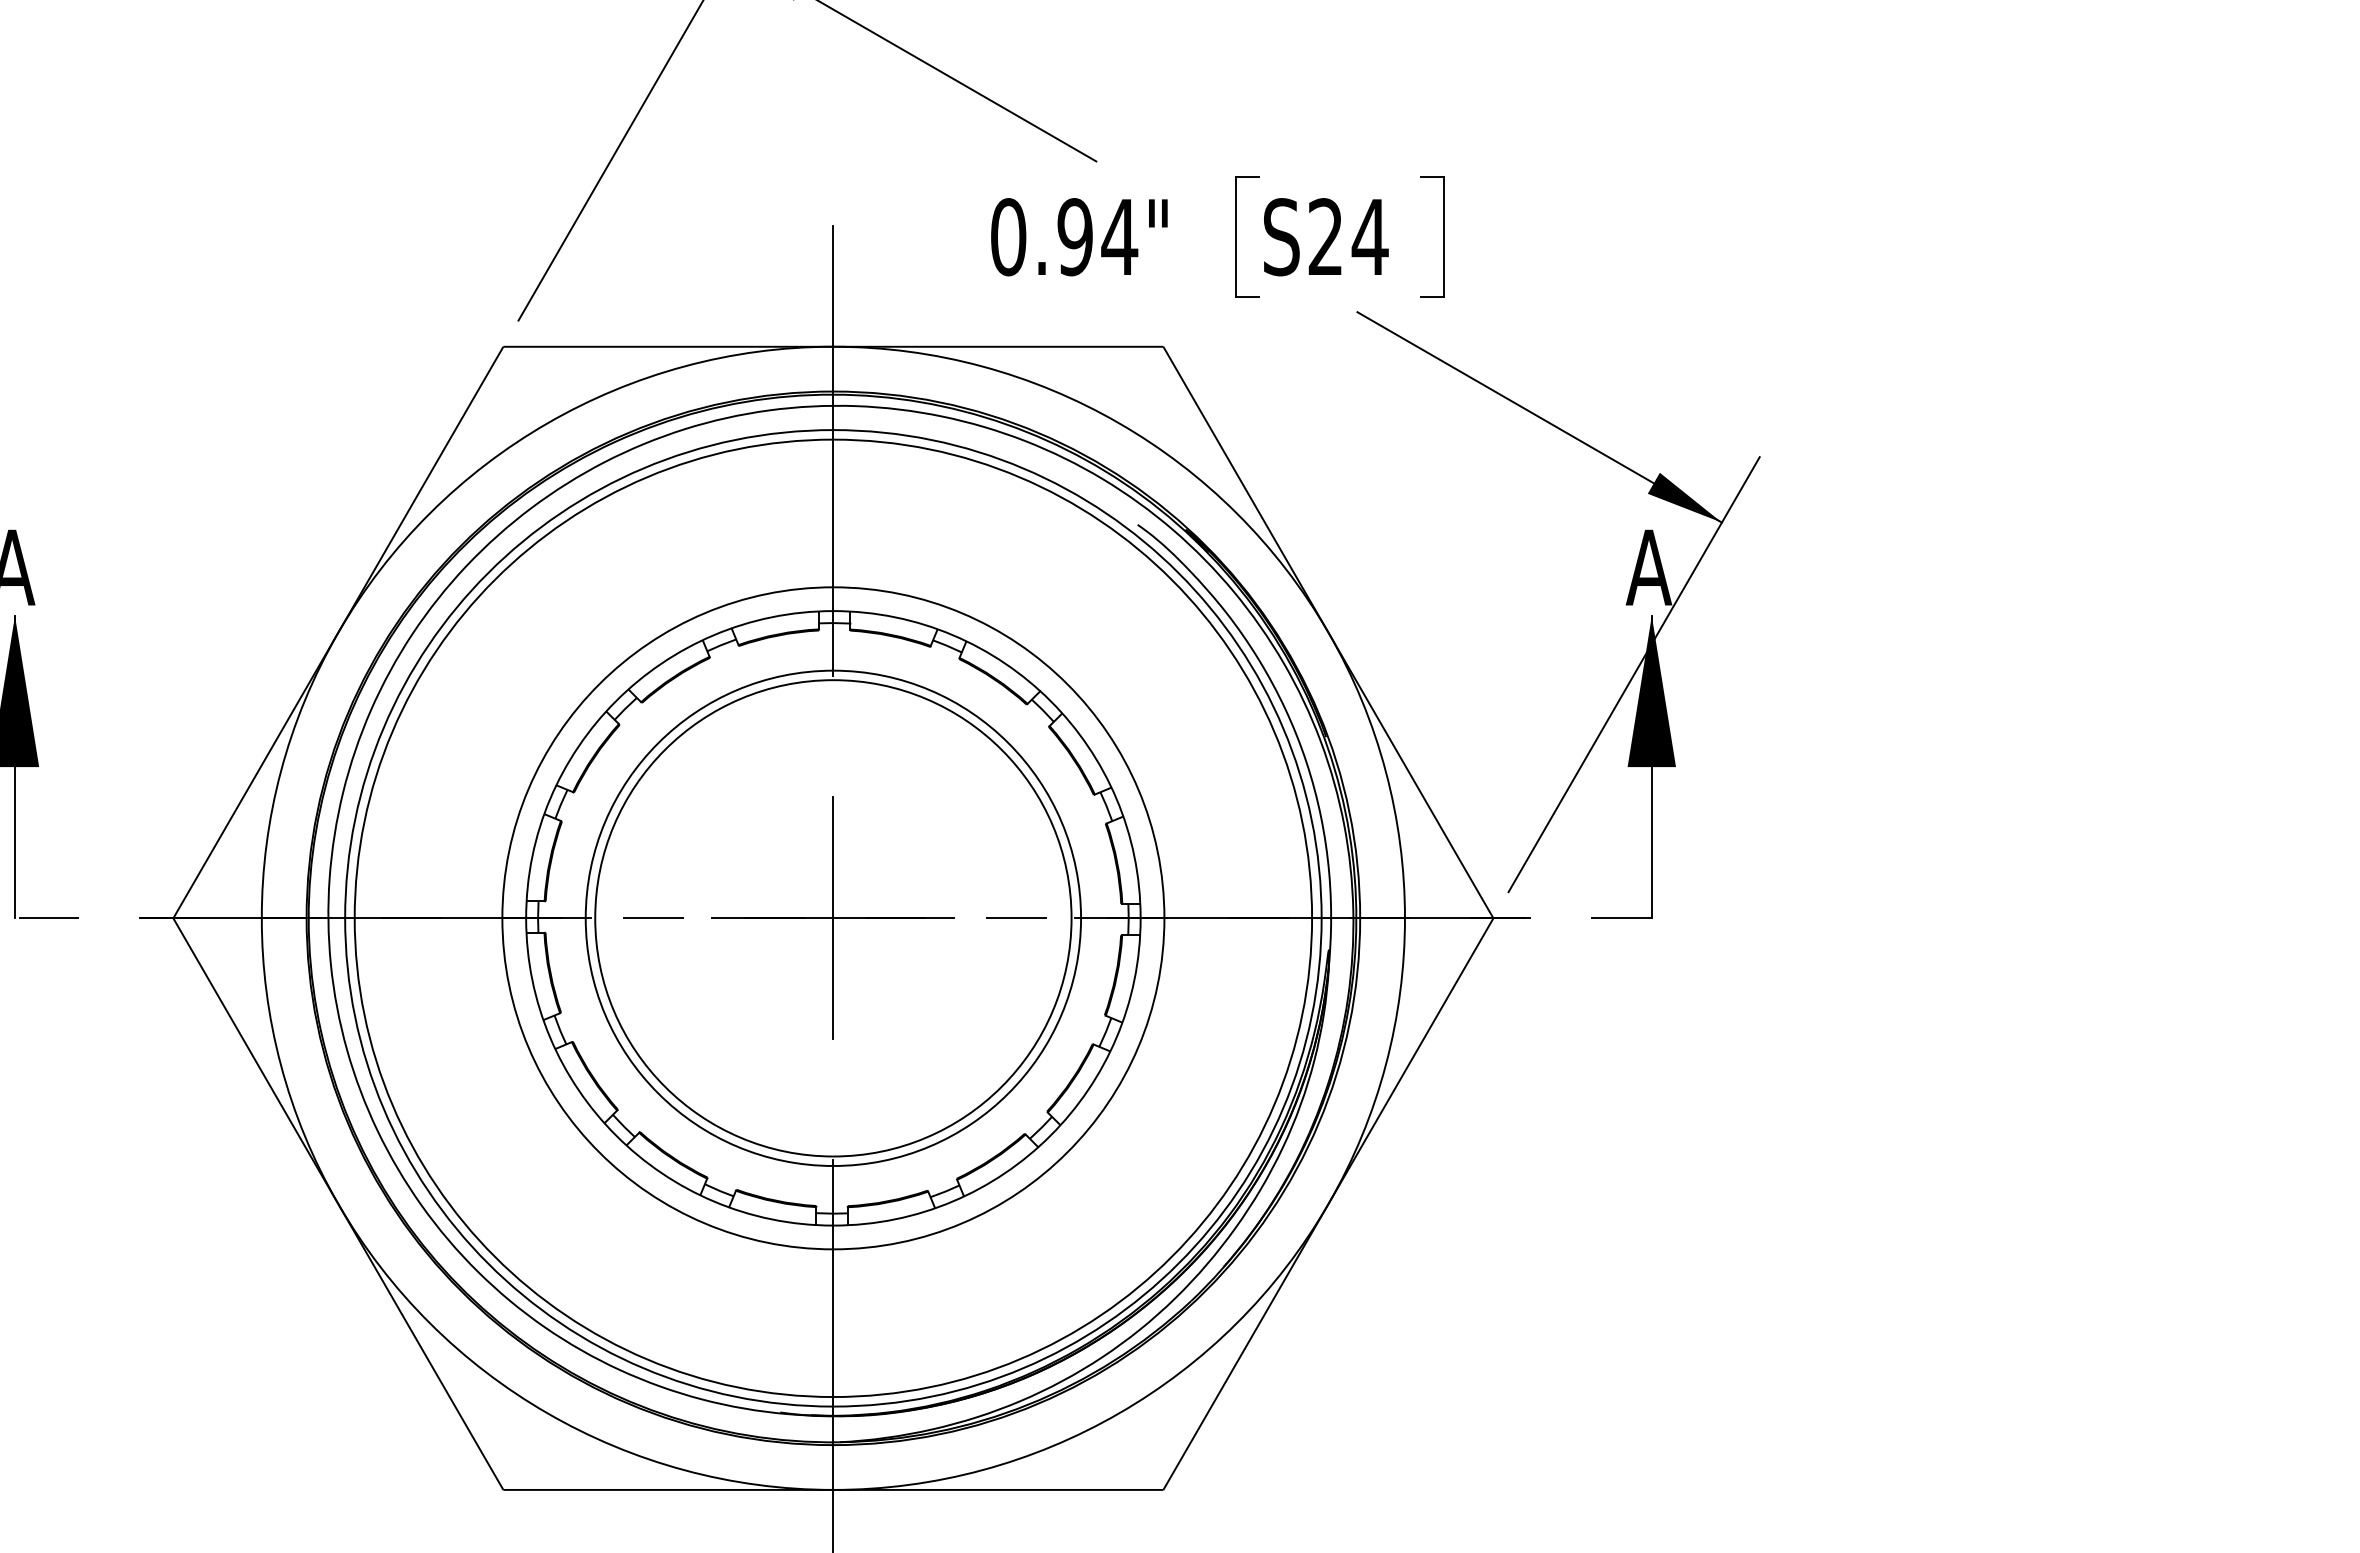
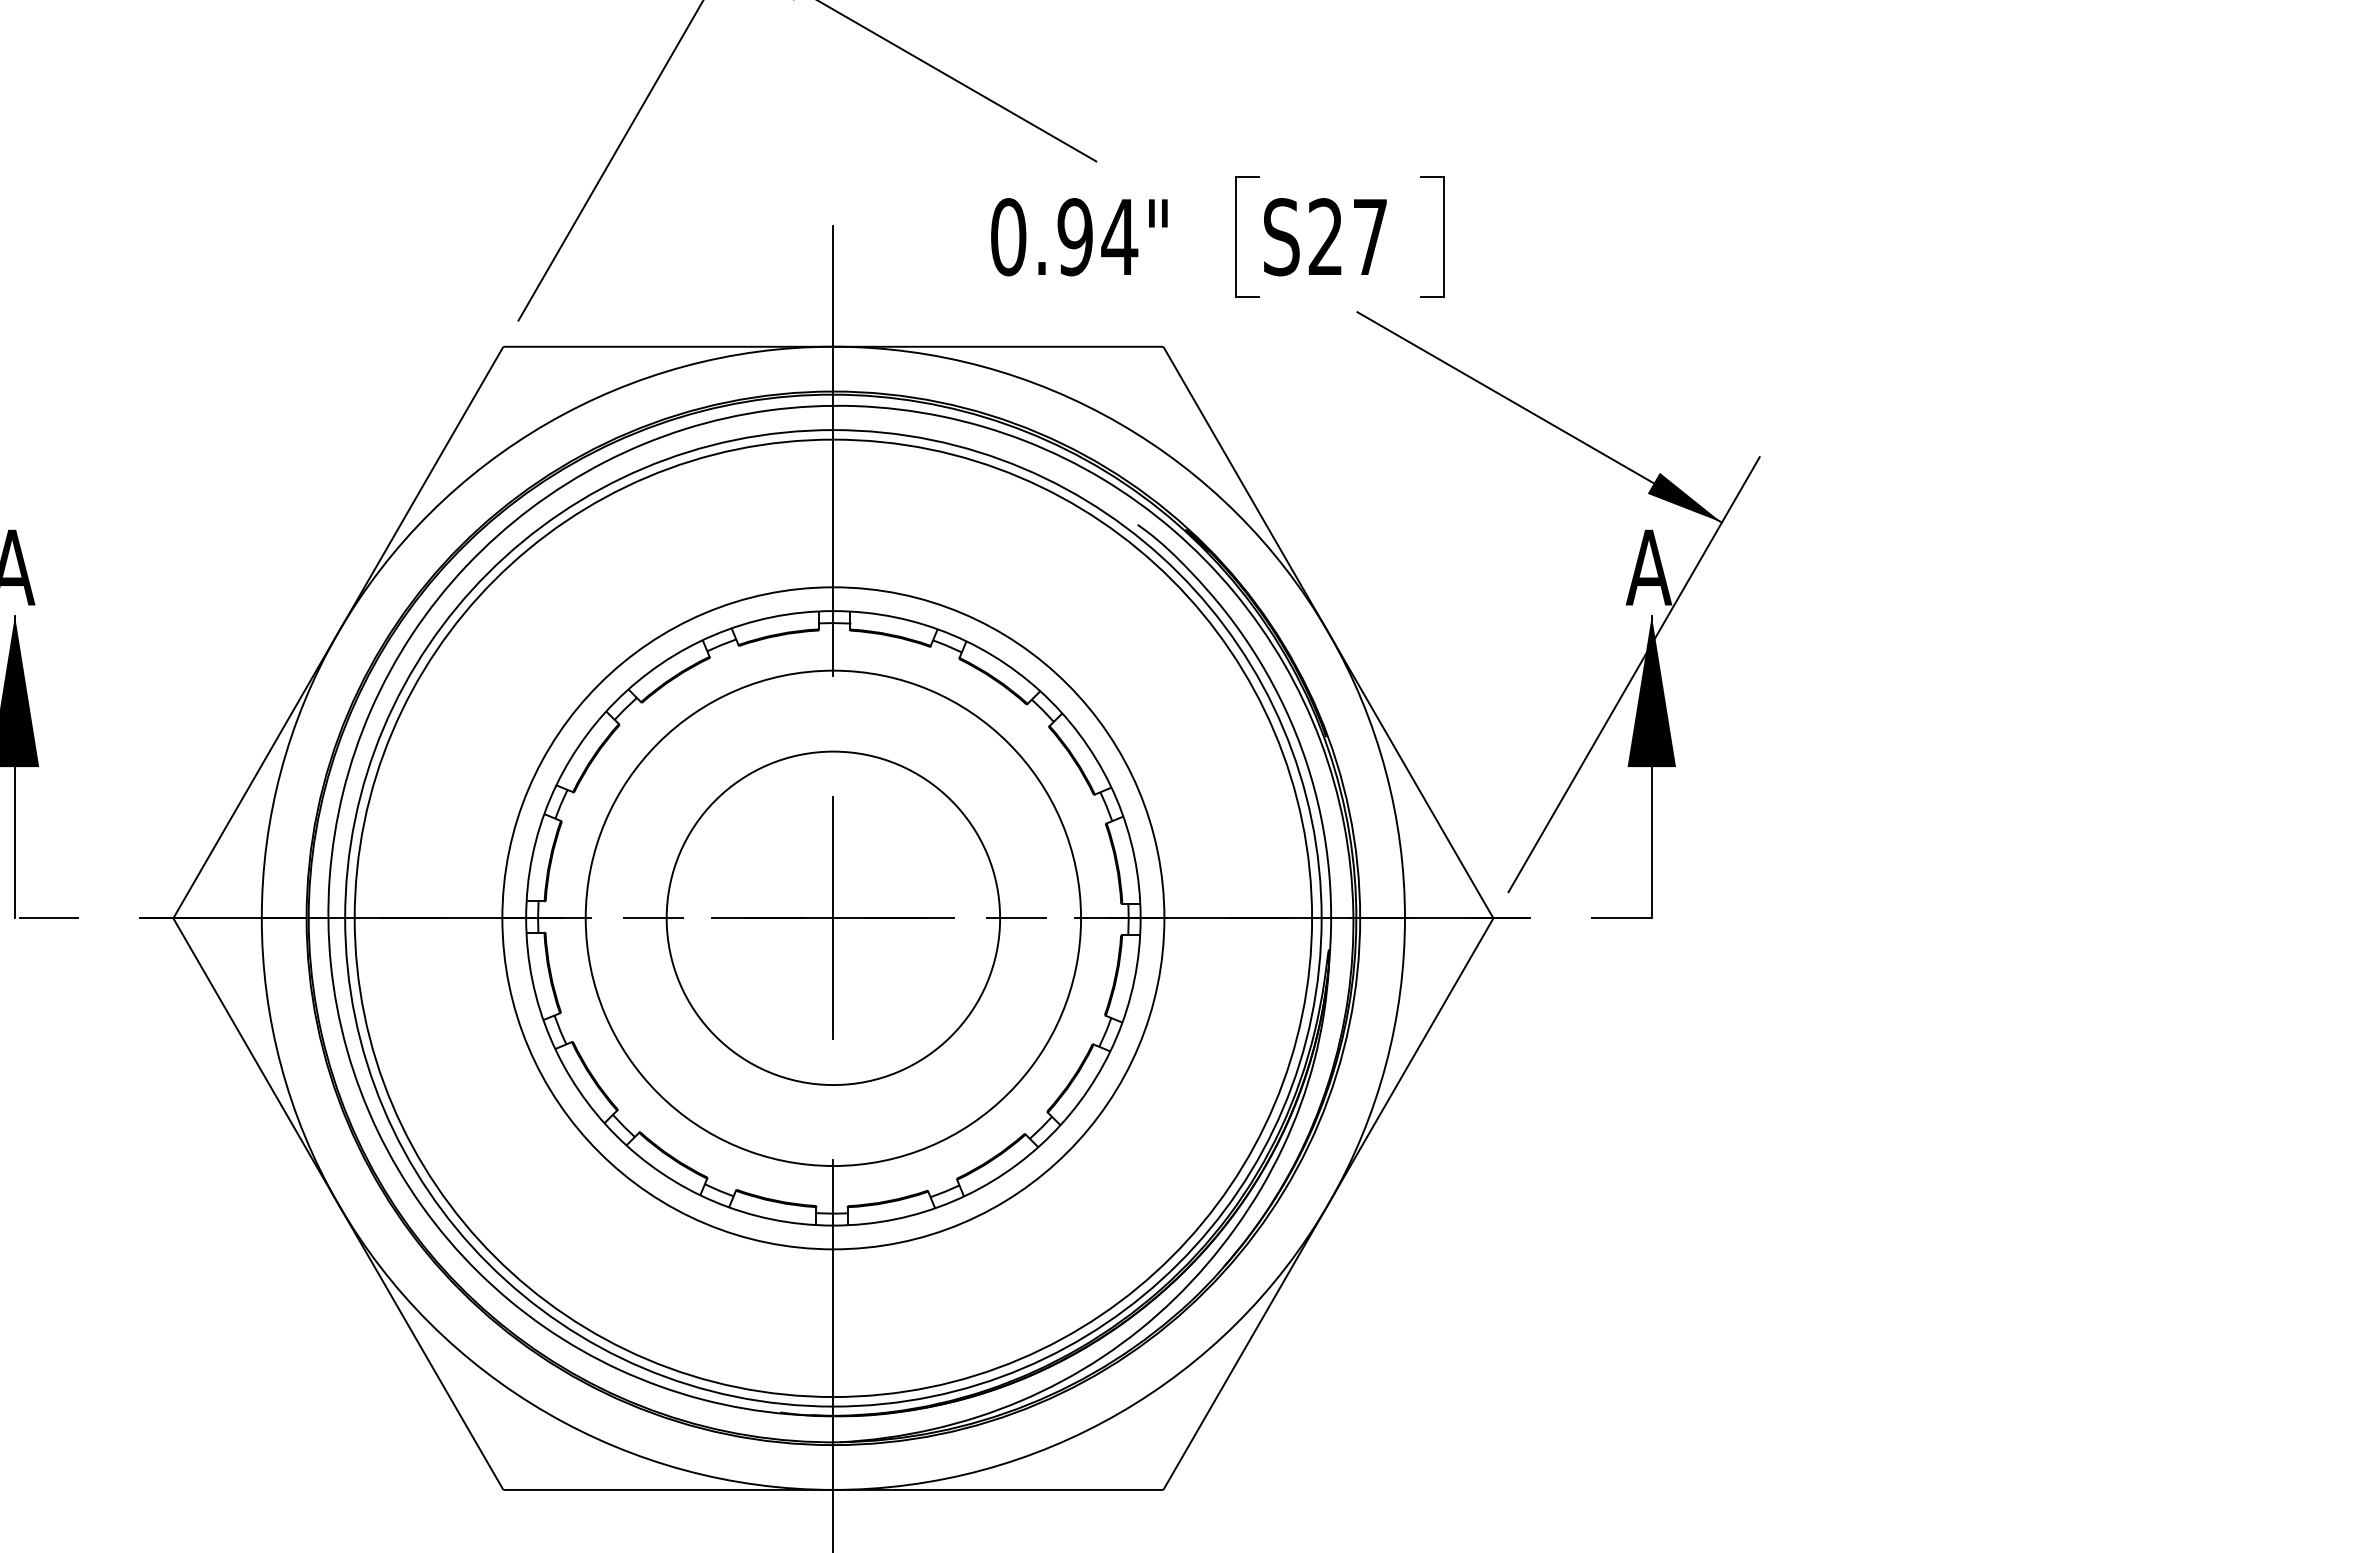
text: S24 -> S27 (1369, 236)
circle diameter: 476 px -> 333 px (833, 918)
